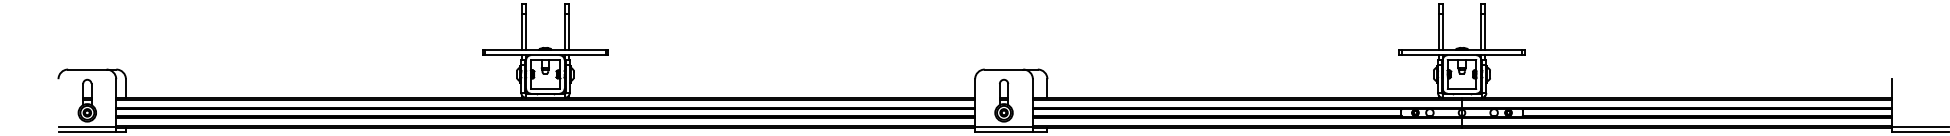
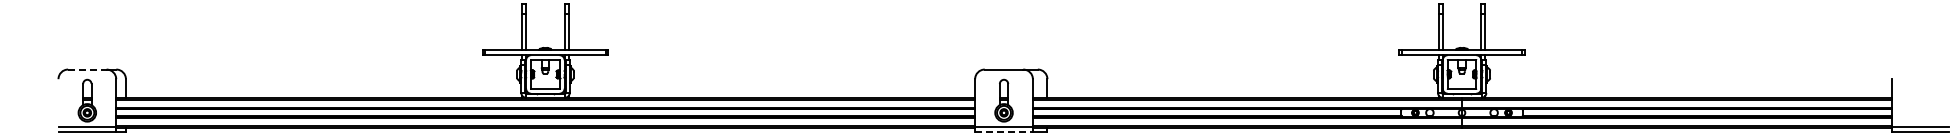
line: solid -> dashed (87, 69)
line: solid -> dashed (1004, 132)
